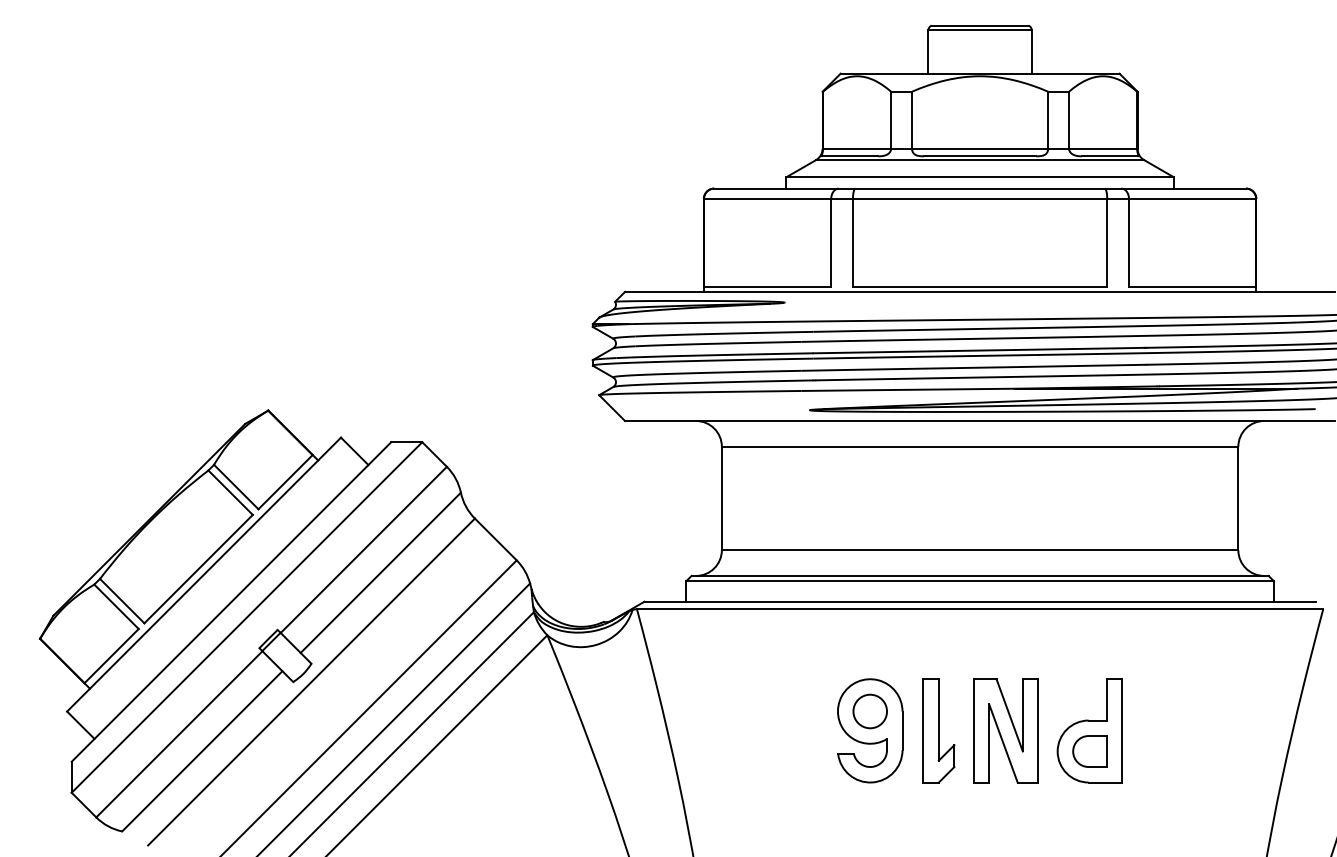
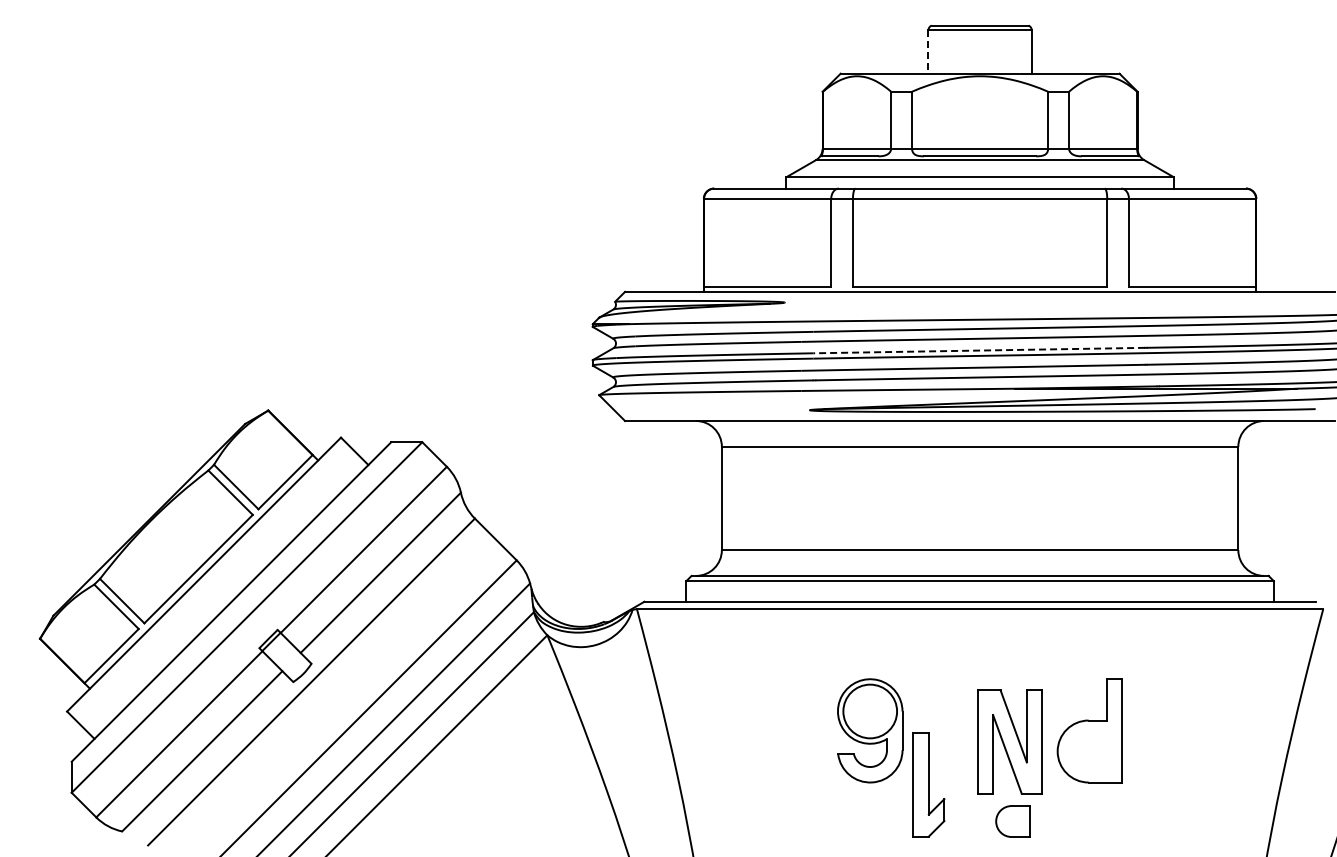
line: solid -> dashed (928, 52)
line: solid -> dashed (979, 350)
circle diameter: 34 px -> 54 px (870, 711)
part position: (938, 730) -> (928, 784) (928, 784)
part position: (1005, 730) -> (1009, 741) (1009, 741)
part position: (1089, 751) -> (1012, 821) (1012, 821)
